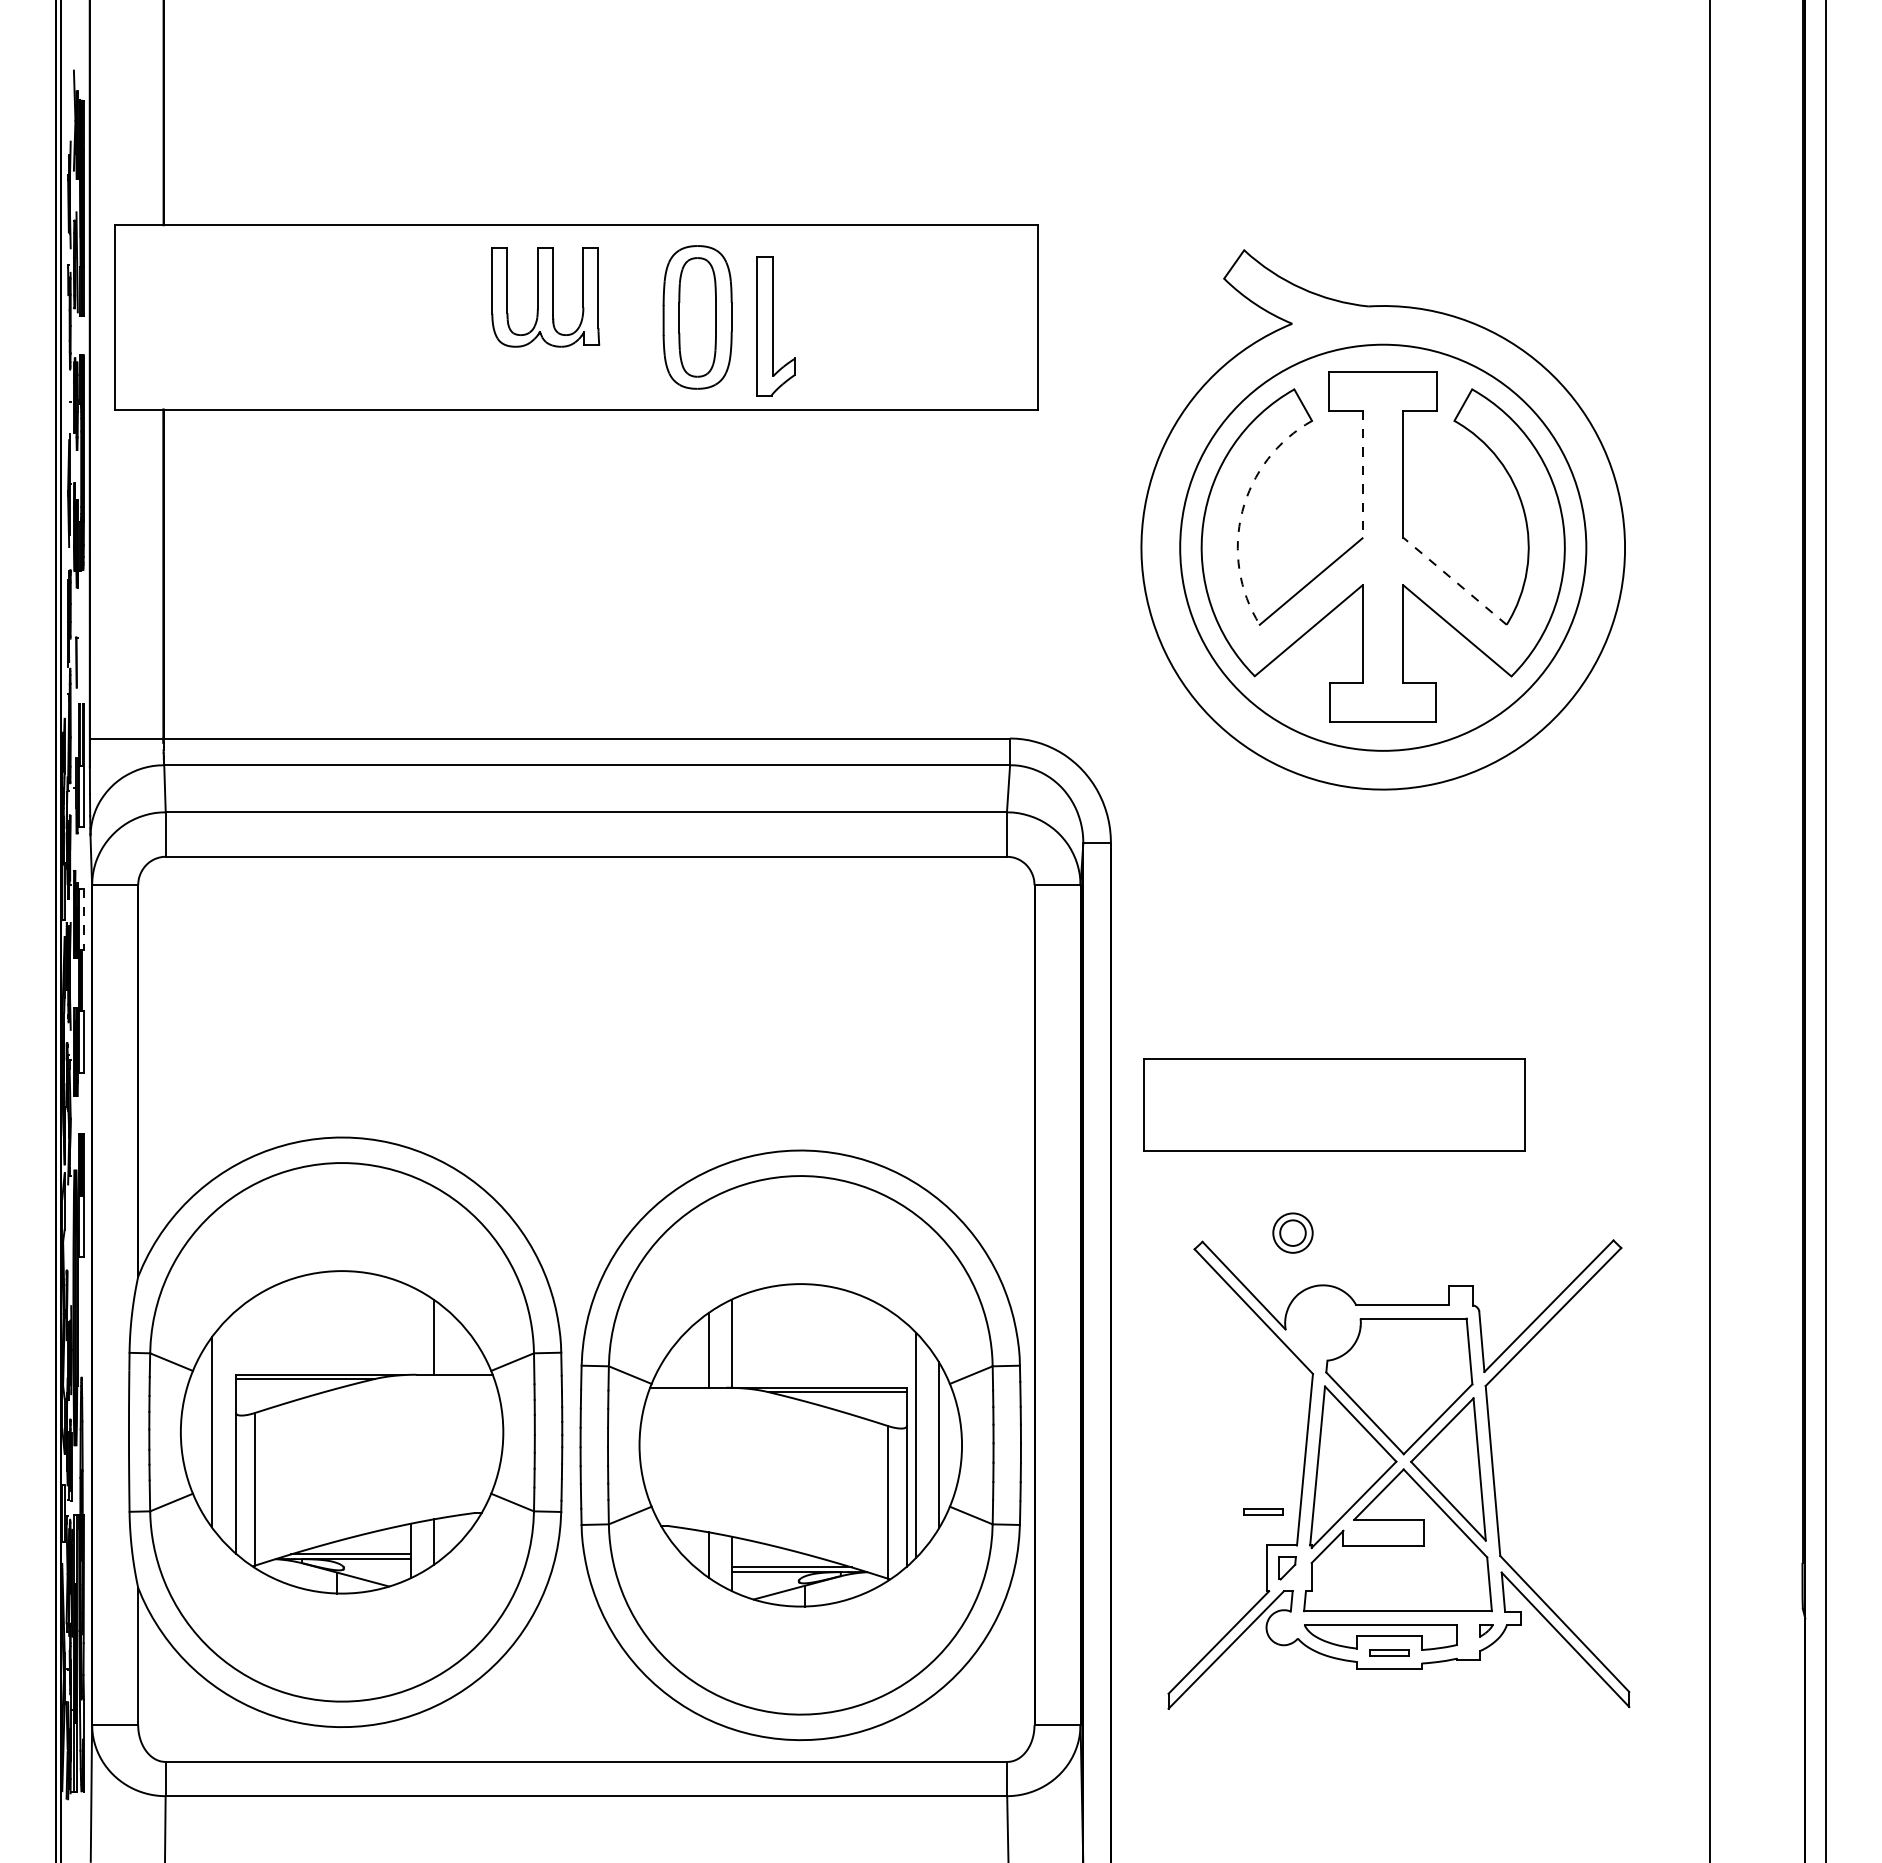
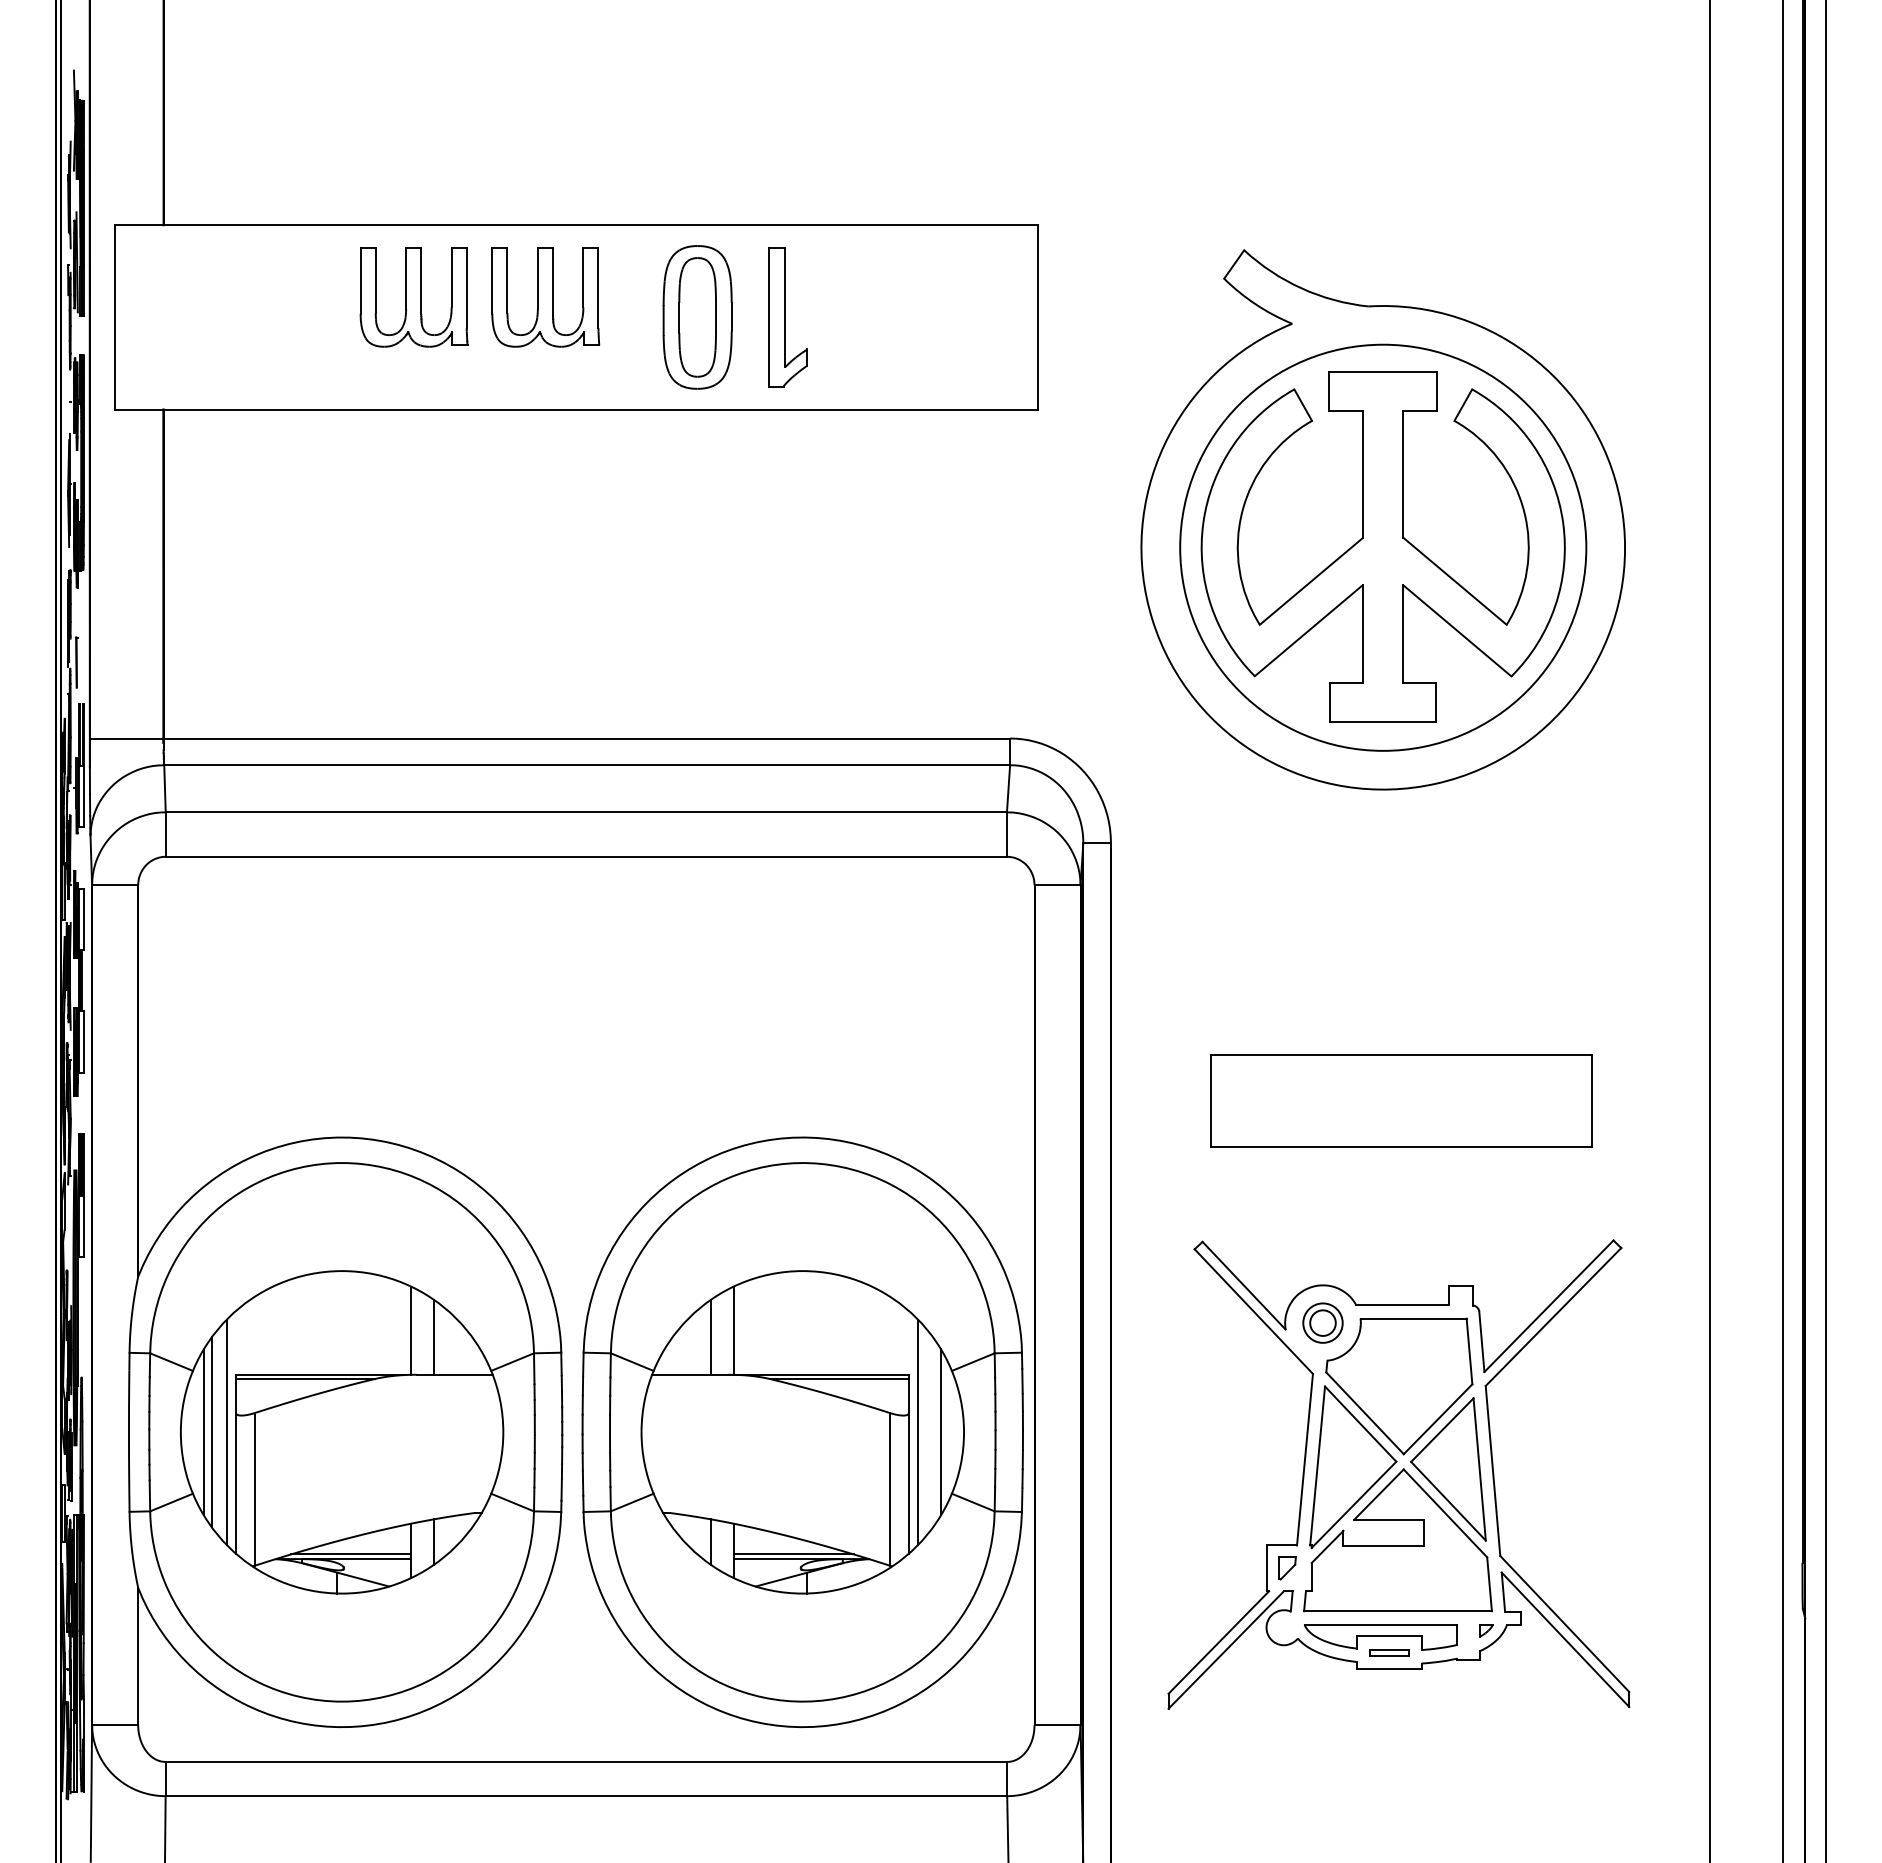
part: none -> present (413, 297)
part position: (775, 326) -> (787, 317) (787, 317)
line: dashed -> solid (1362, 474)
arc: dashed -> solid (1242, 511)
line: dashed -> solid (1455, 581)
line: dashed -> solid (84, 919)
line: none -> present (1783, 930)
part position: (1334, 1104) -> (1401, 1100) (1401, 1100)
part position: (1292, 1232) -> (1322, 1322) (1322, 1322)
line: none -> present (411, 1330)
line: none -> present (203, 1432)
line: none -> present (226, 1432)
part position: (800, 1444) -> (802, 1431) (802, 1431)
part: present -> none (1263, 1511)
